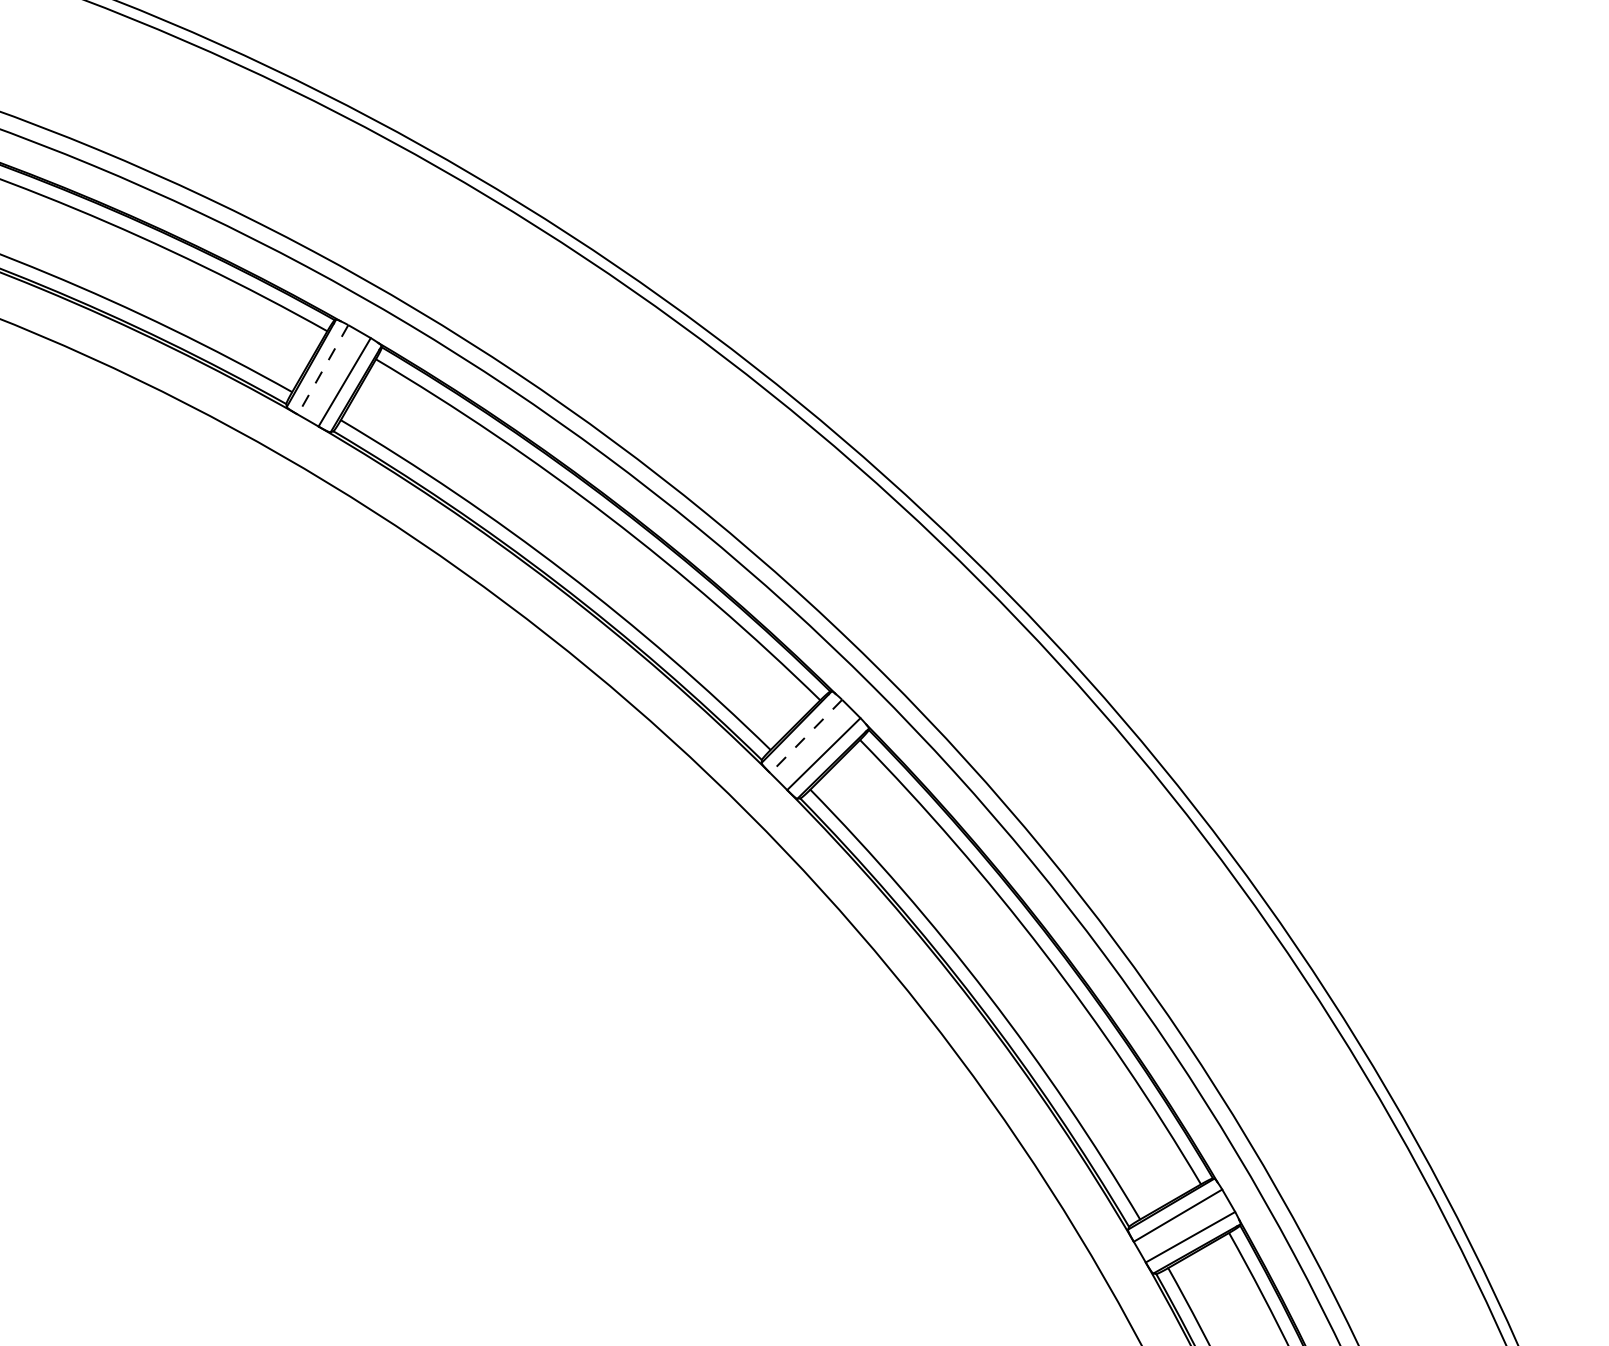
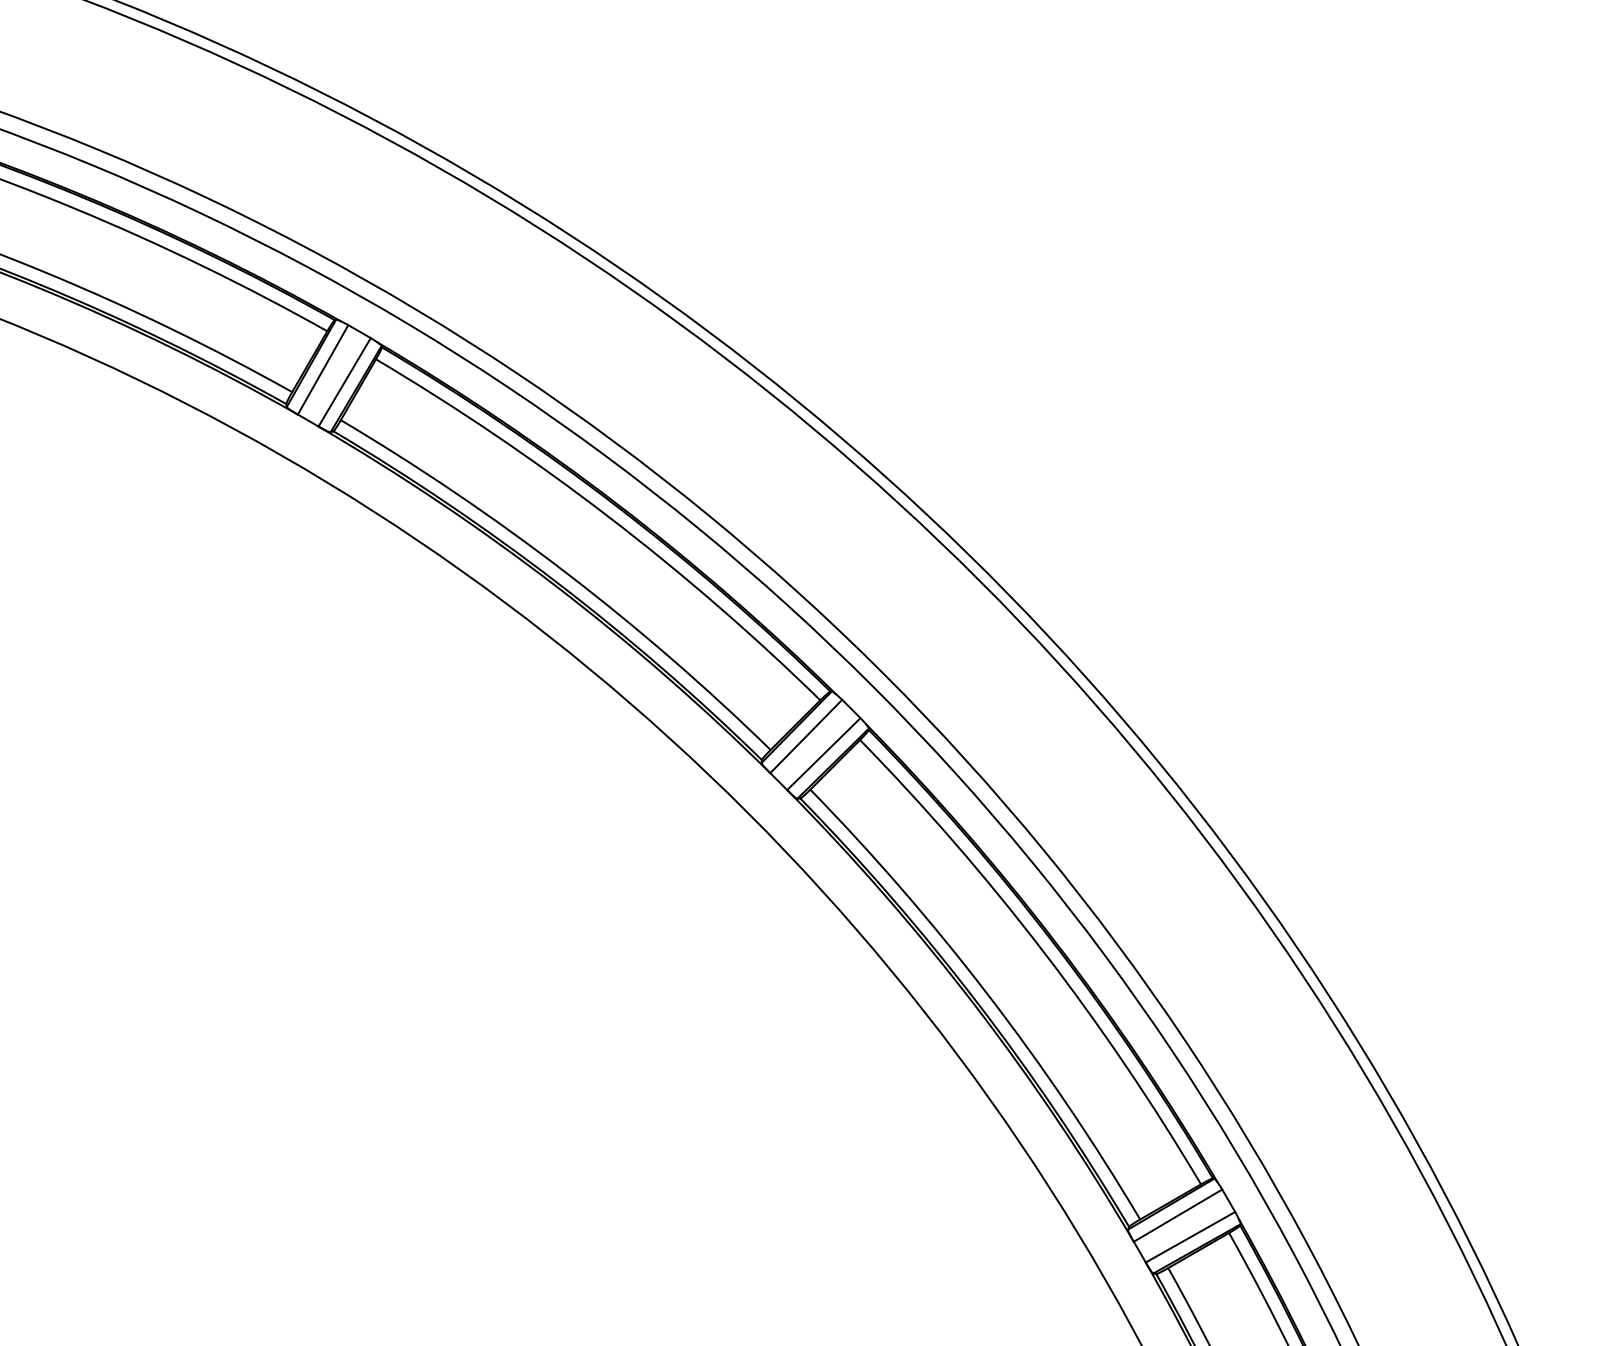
line: dashed -> solid (322, 370)
line: dashed -> solid (805, 736)
